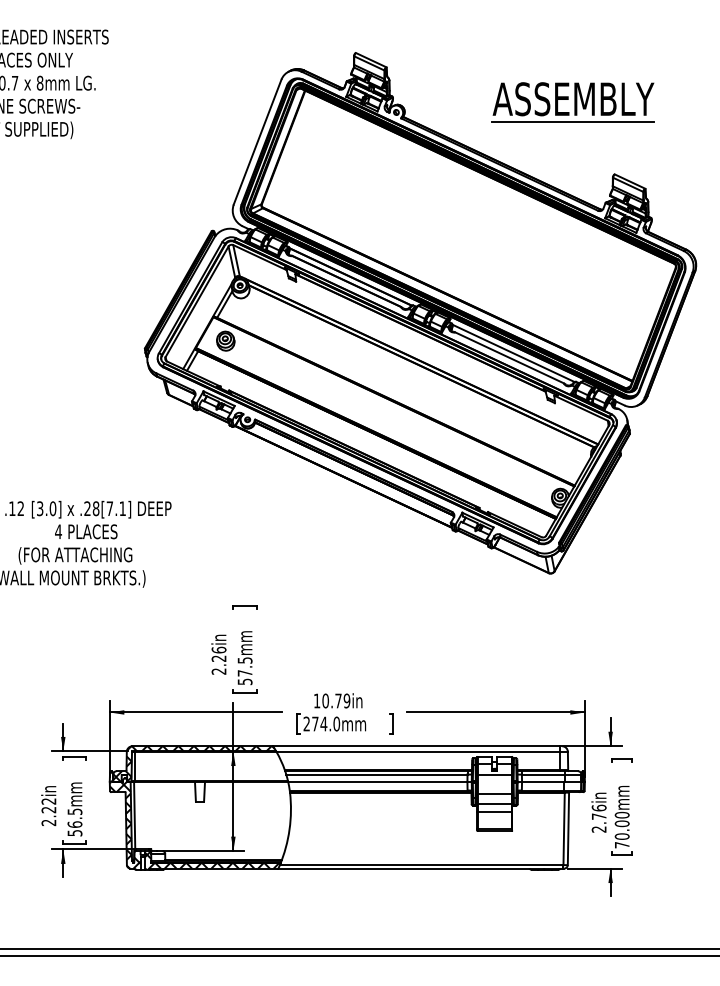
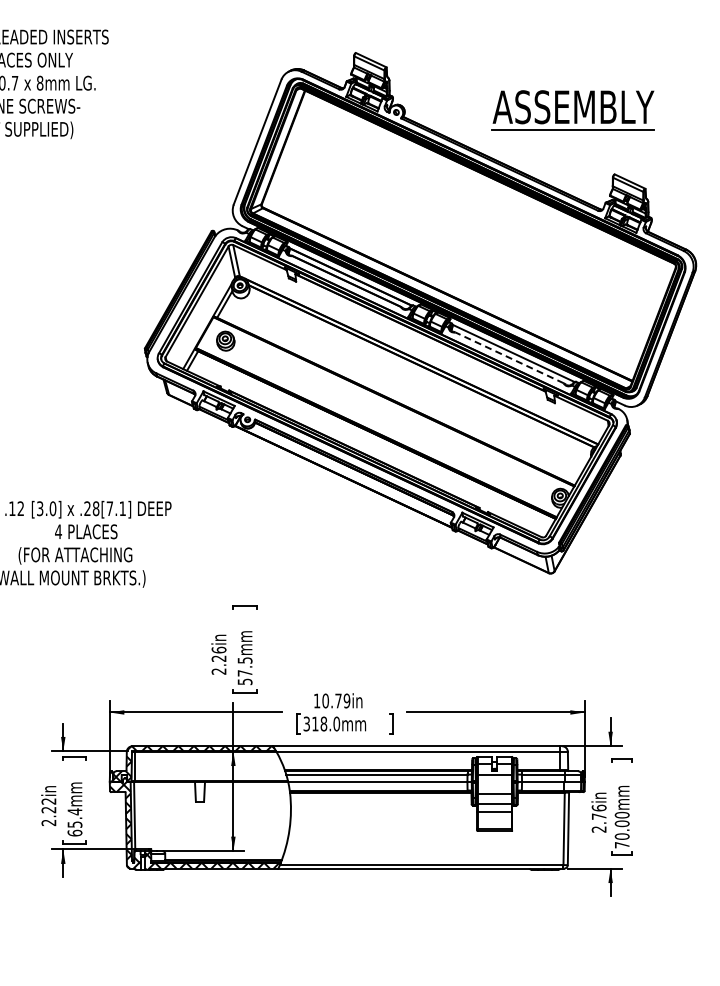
part position: (572, 102) -> (572, 110) (572, 110)
line: solid -> dashed (509, 357)
text: 274.0mm -> 318.0mm (315, 723)
text: 56.5mm -> 65.4mm (74, 822)
line: present -> none (359, 949)
line: present -> none (359, 956)
